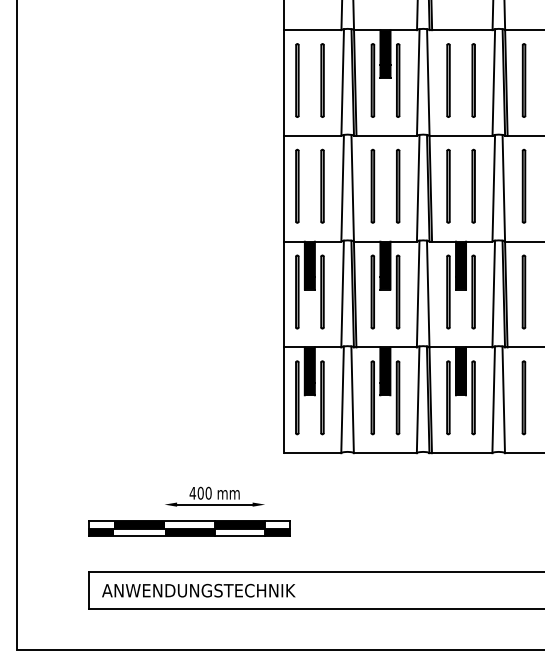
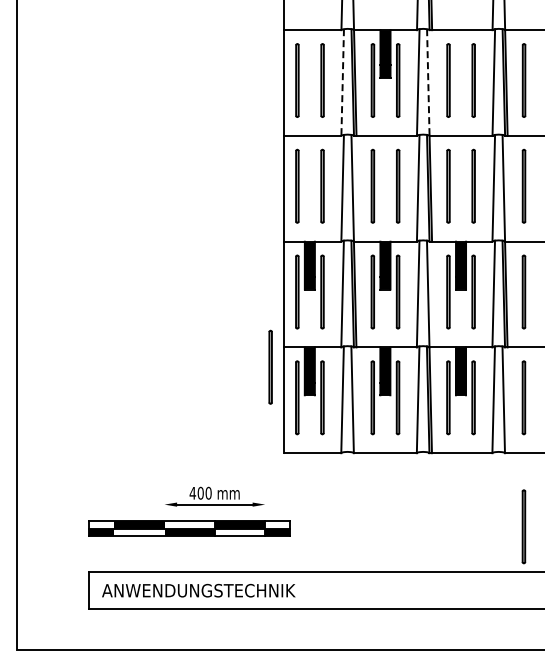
line: solid -> dashed (342, 83)
line: solid -> dashed (428, 83)
line: none -> present (270, 366)
part: none -> present (523, 526)
